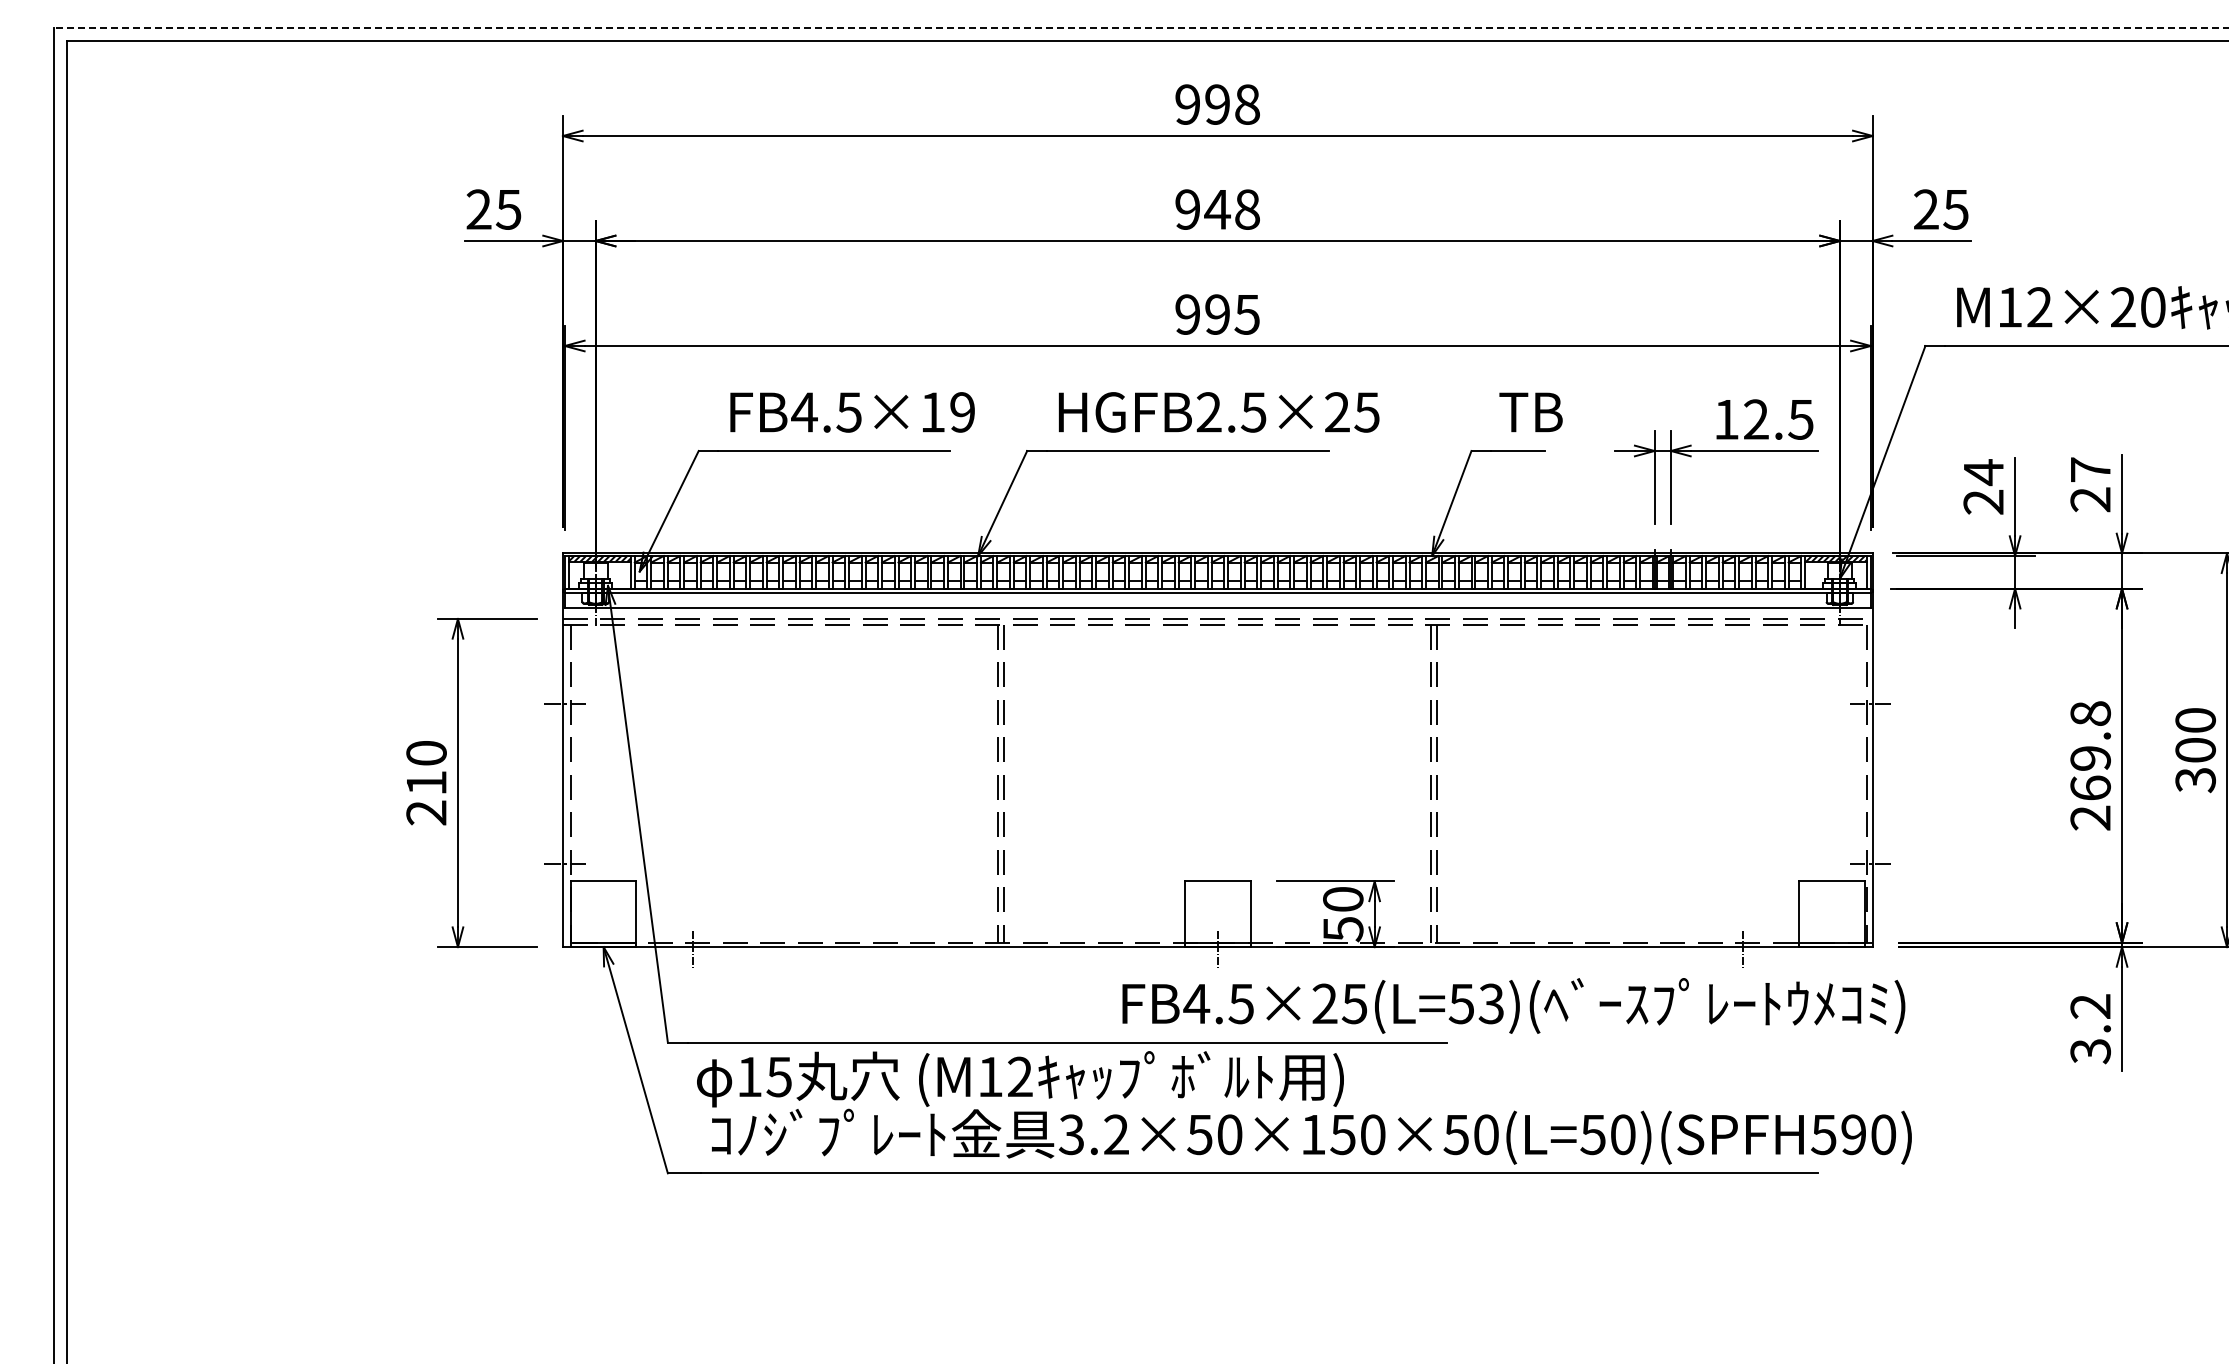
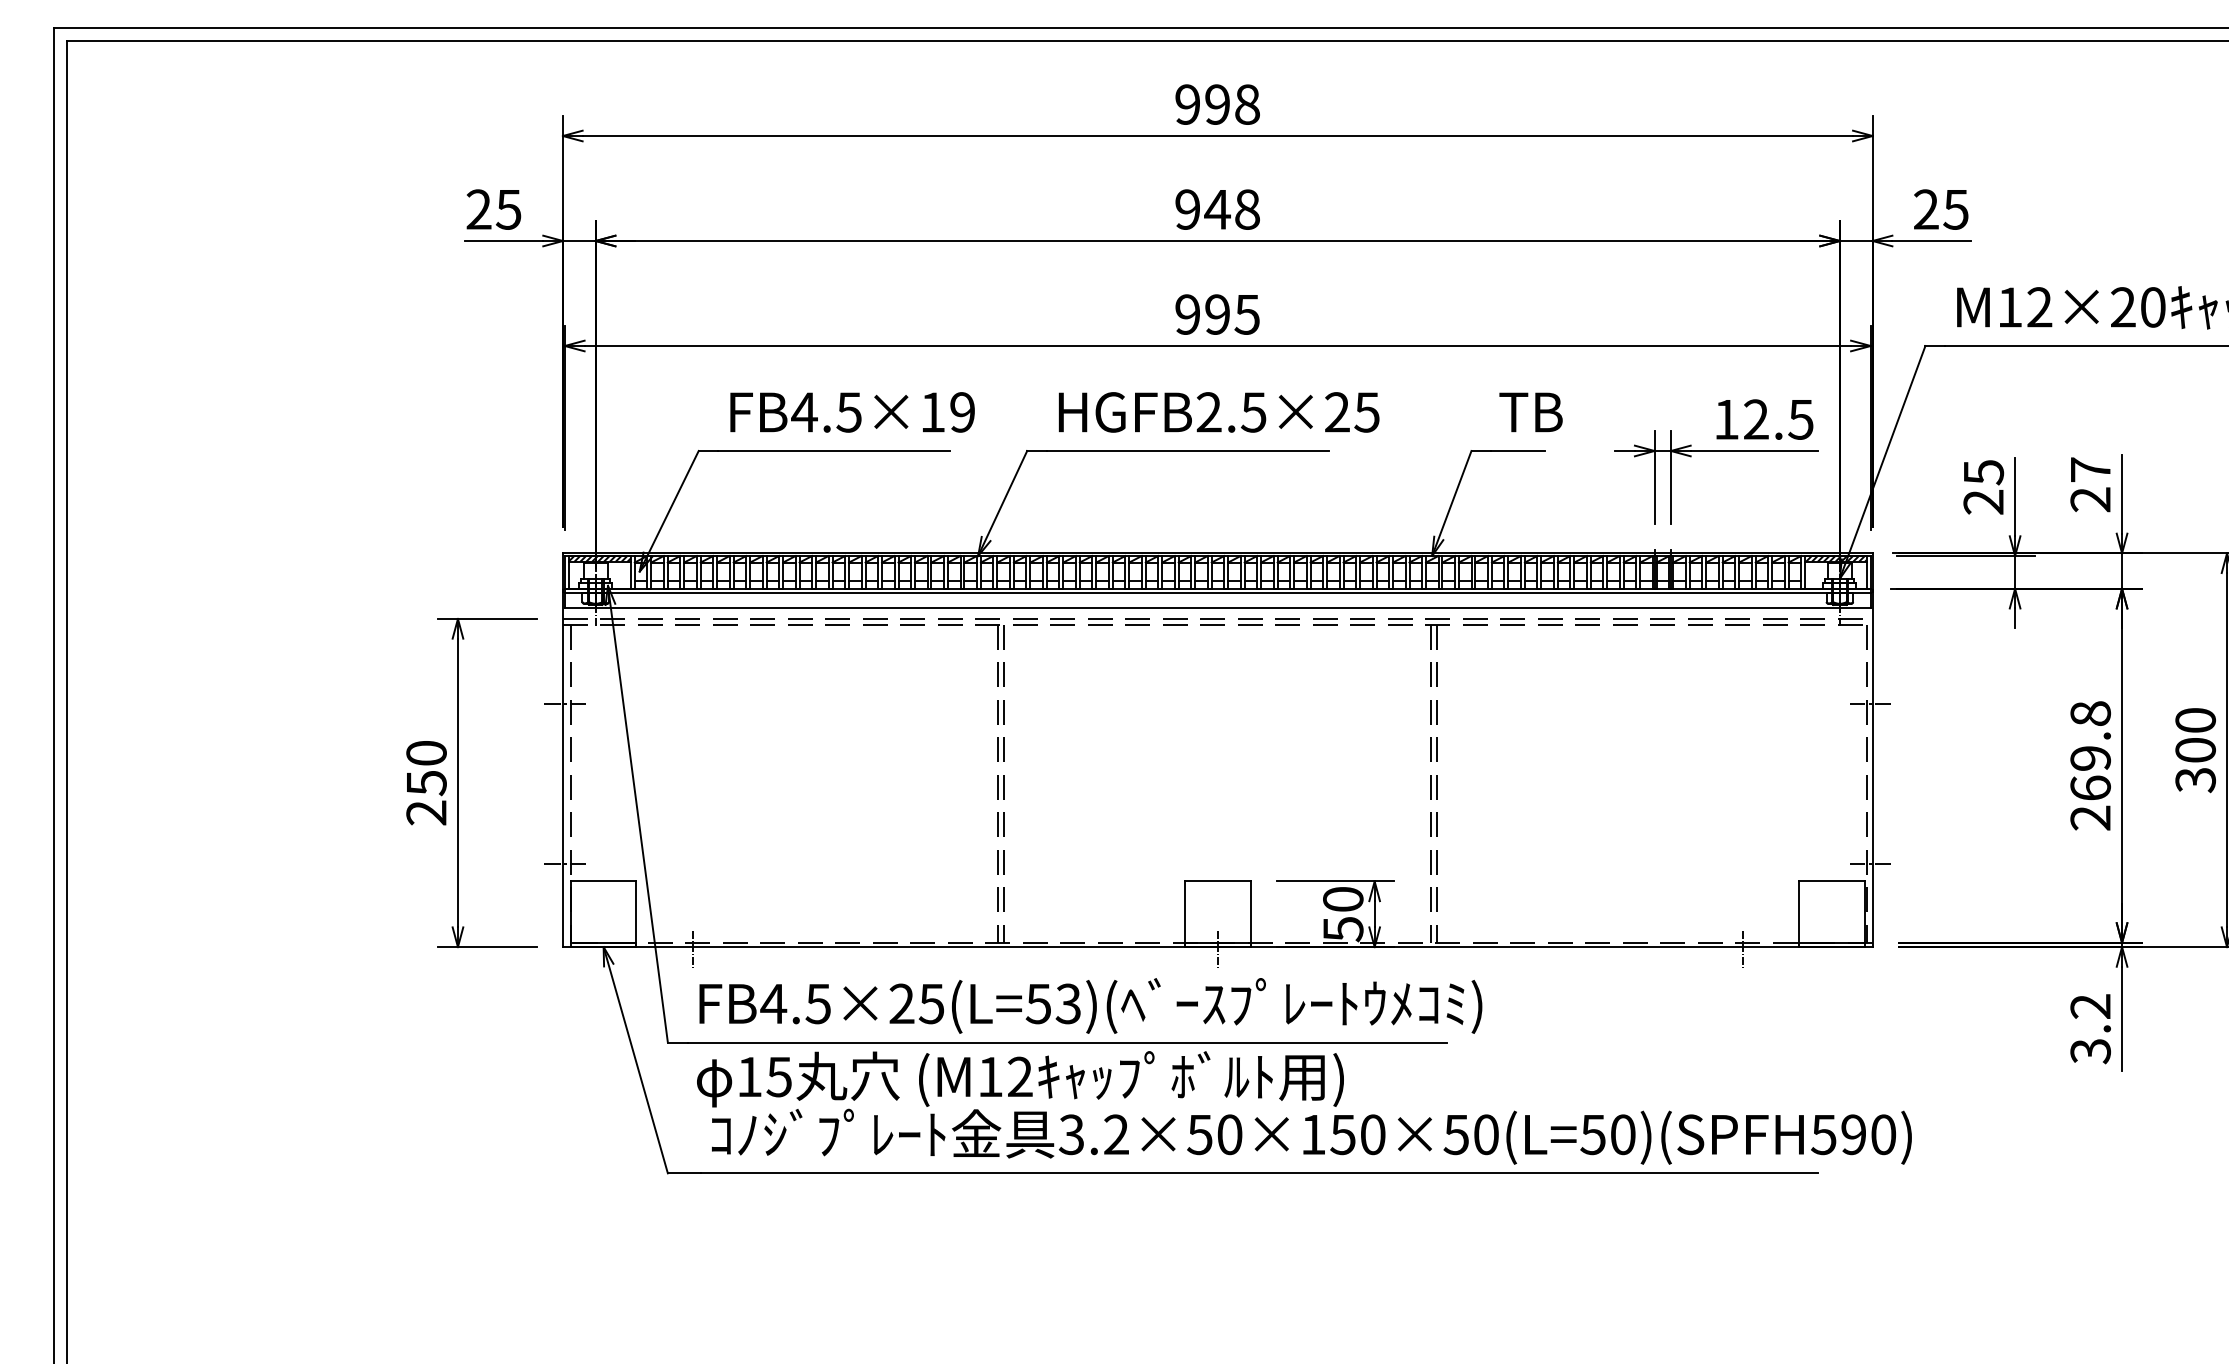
line: dashed -> solid (1140, 28)
text: 24 -> 25 (1984, 472)
text: 210 -> 250 (426, 783)
text position: (1513, 1005) -> (1090, 1005) (1090, 1005)
